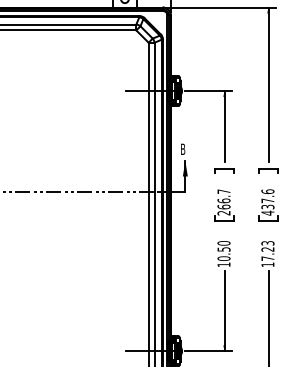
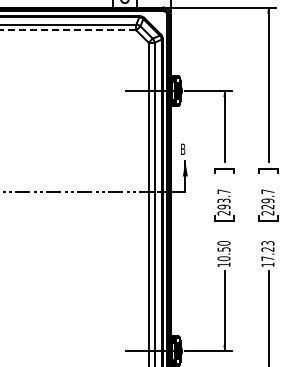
line: solid -> dashed (68, 30)
text: 437.6 -> 229.7 (267, 202)
text: 266.7 -> 293.7 (223, 203)
